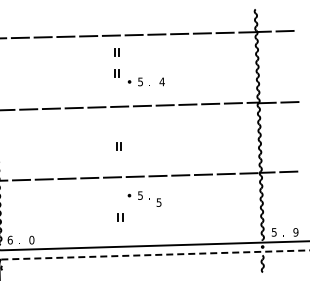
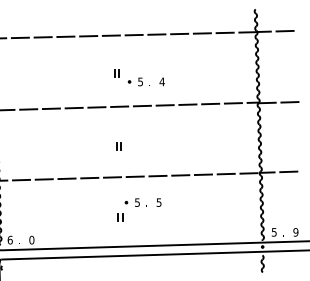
part: present -> none (116, 52)
part position: (138, 195) -> (135, 202) (135, 202)
line: dashed -> solid (156, 254)
